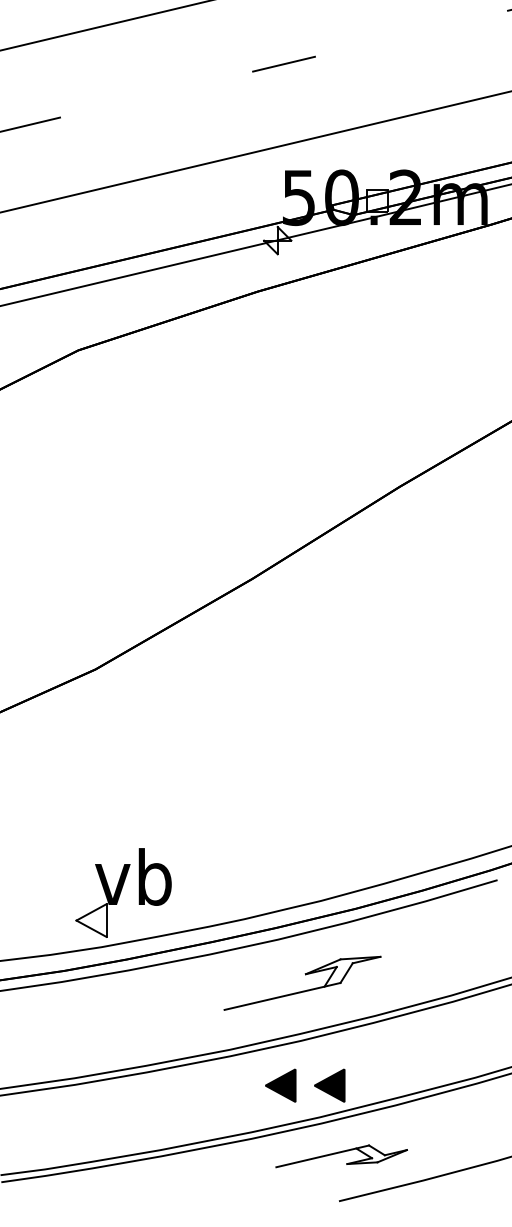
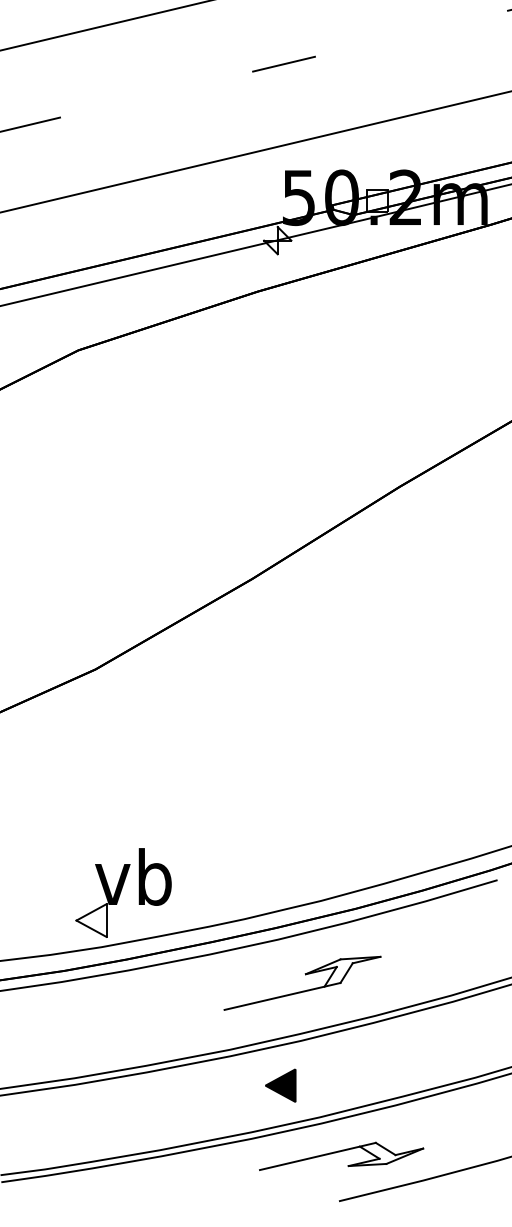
part: present -> none (329, 1085)
part size: 133x25 px -> 166x30 px (341, 1155)
